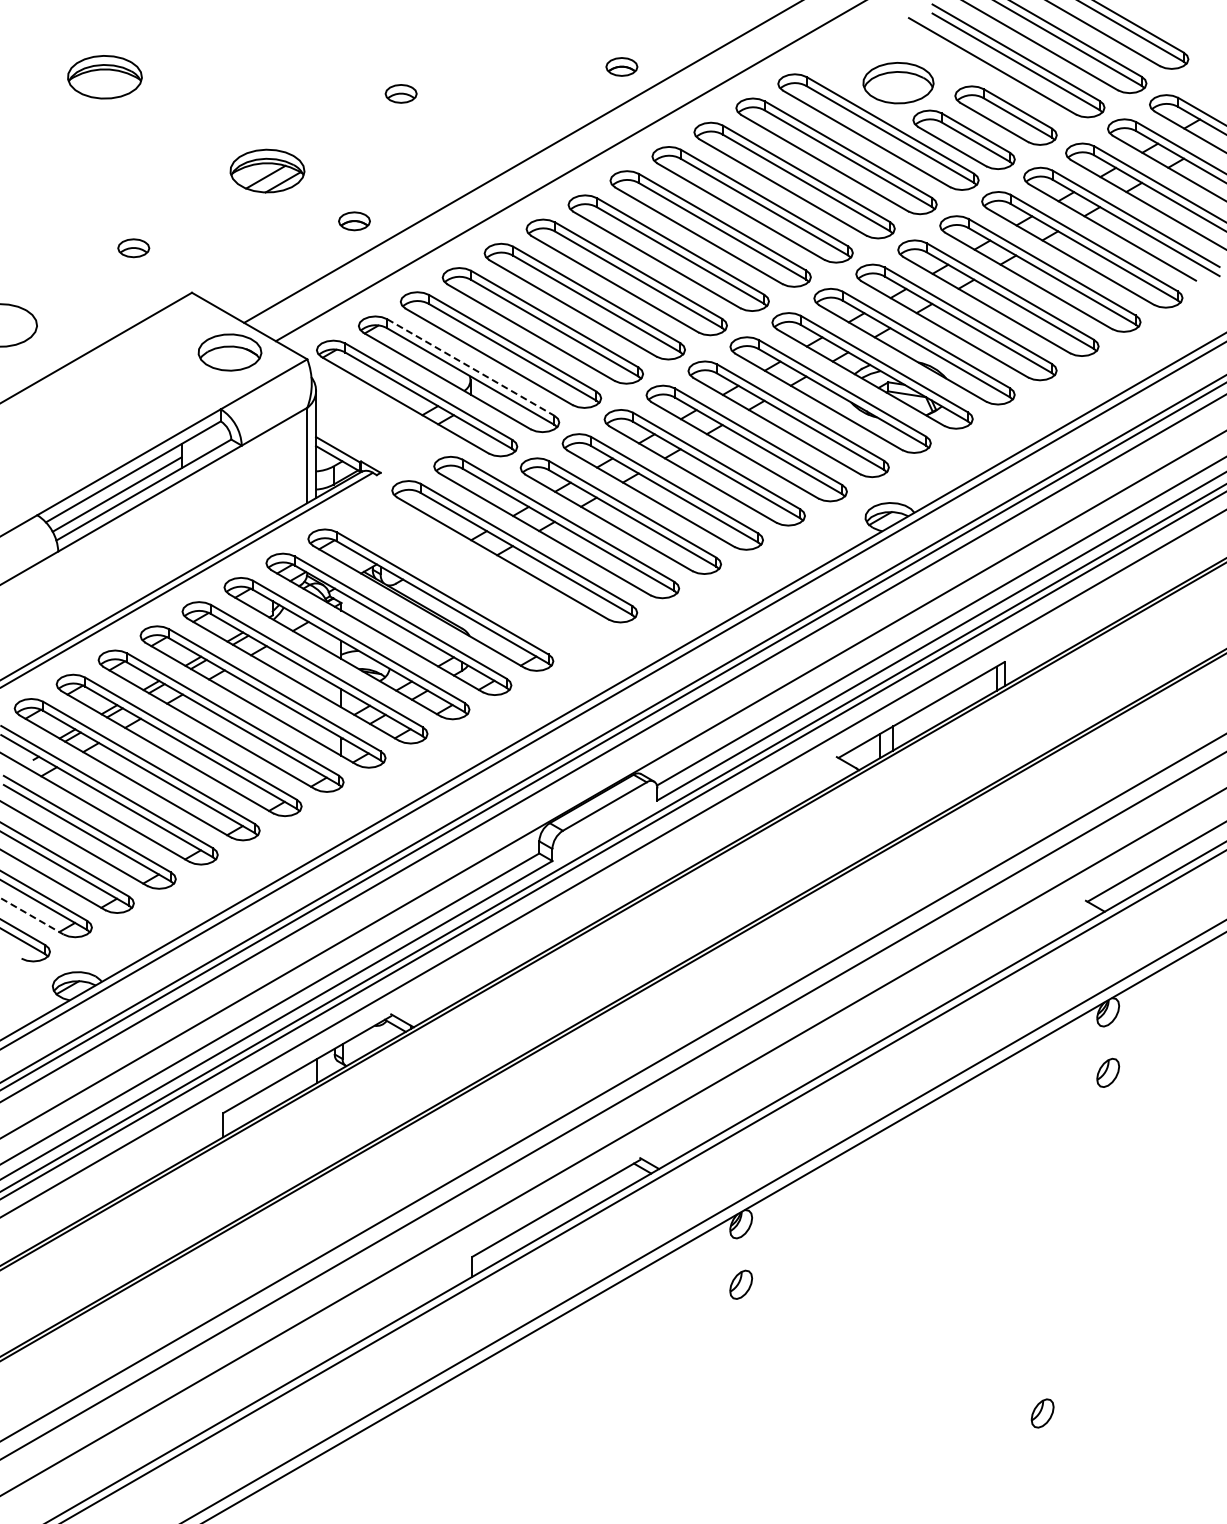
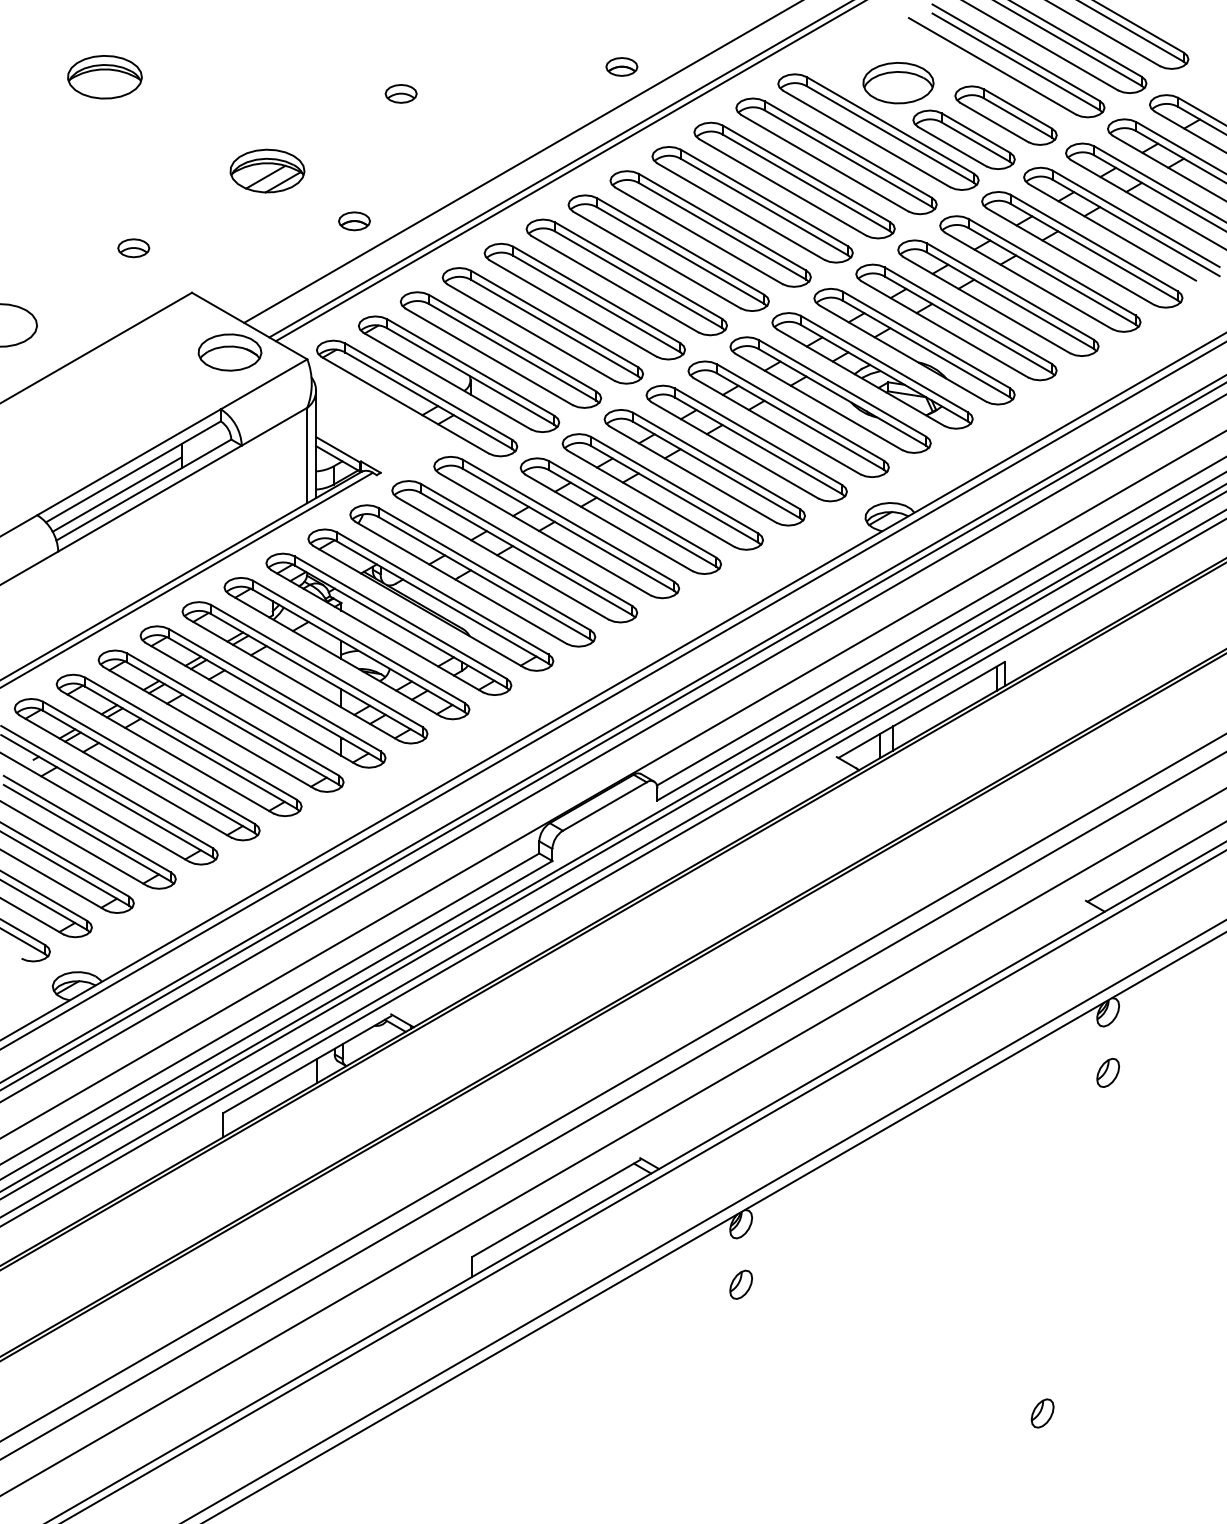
line: none -> present (559, 169)
line: dashed -> solid (471, 367)
part: none -> present (472, 575)
line: none -> present (612, 872)
line: dashed -> solid (32, 916)
